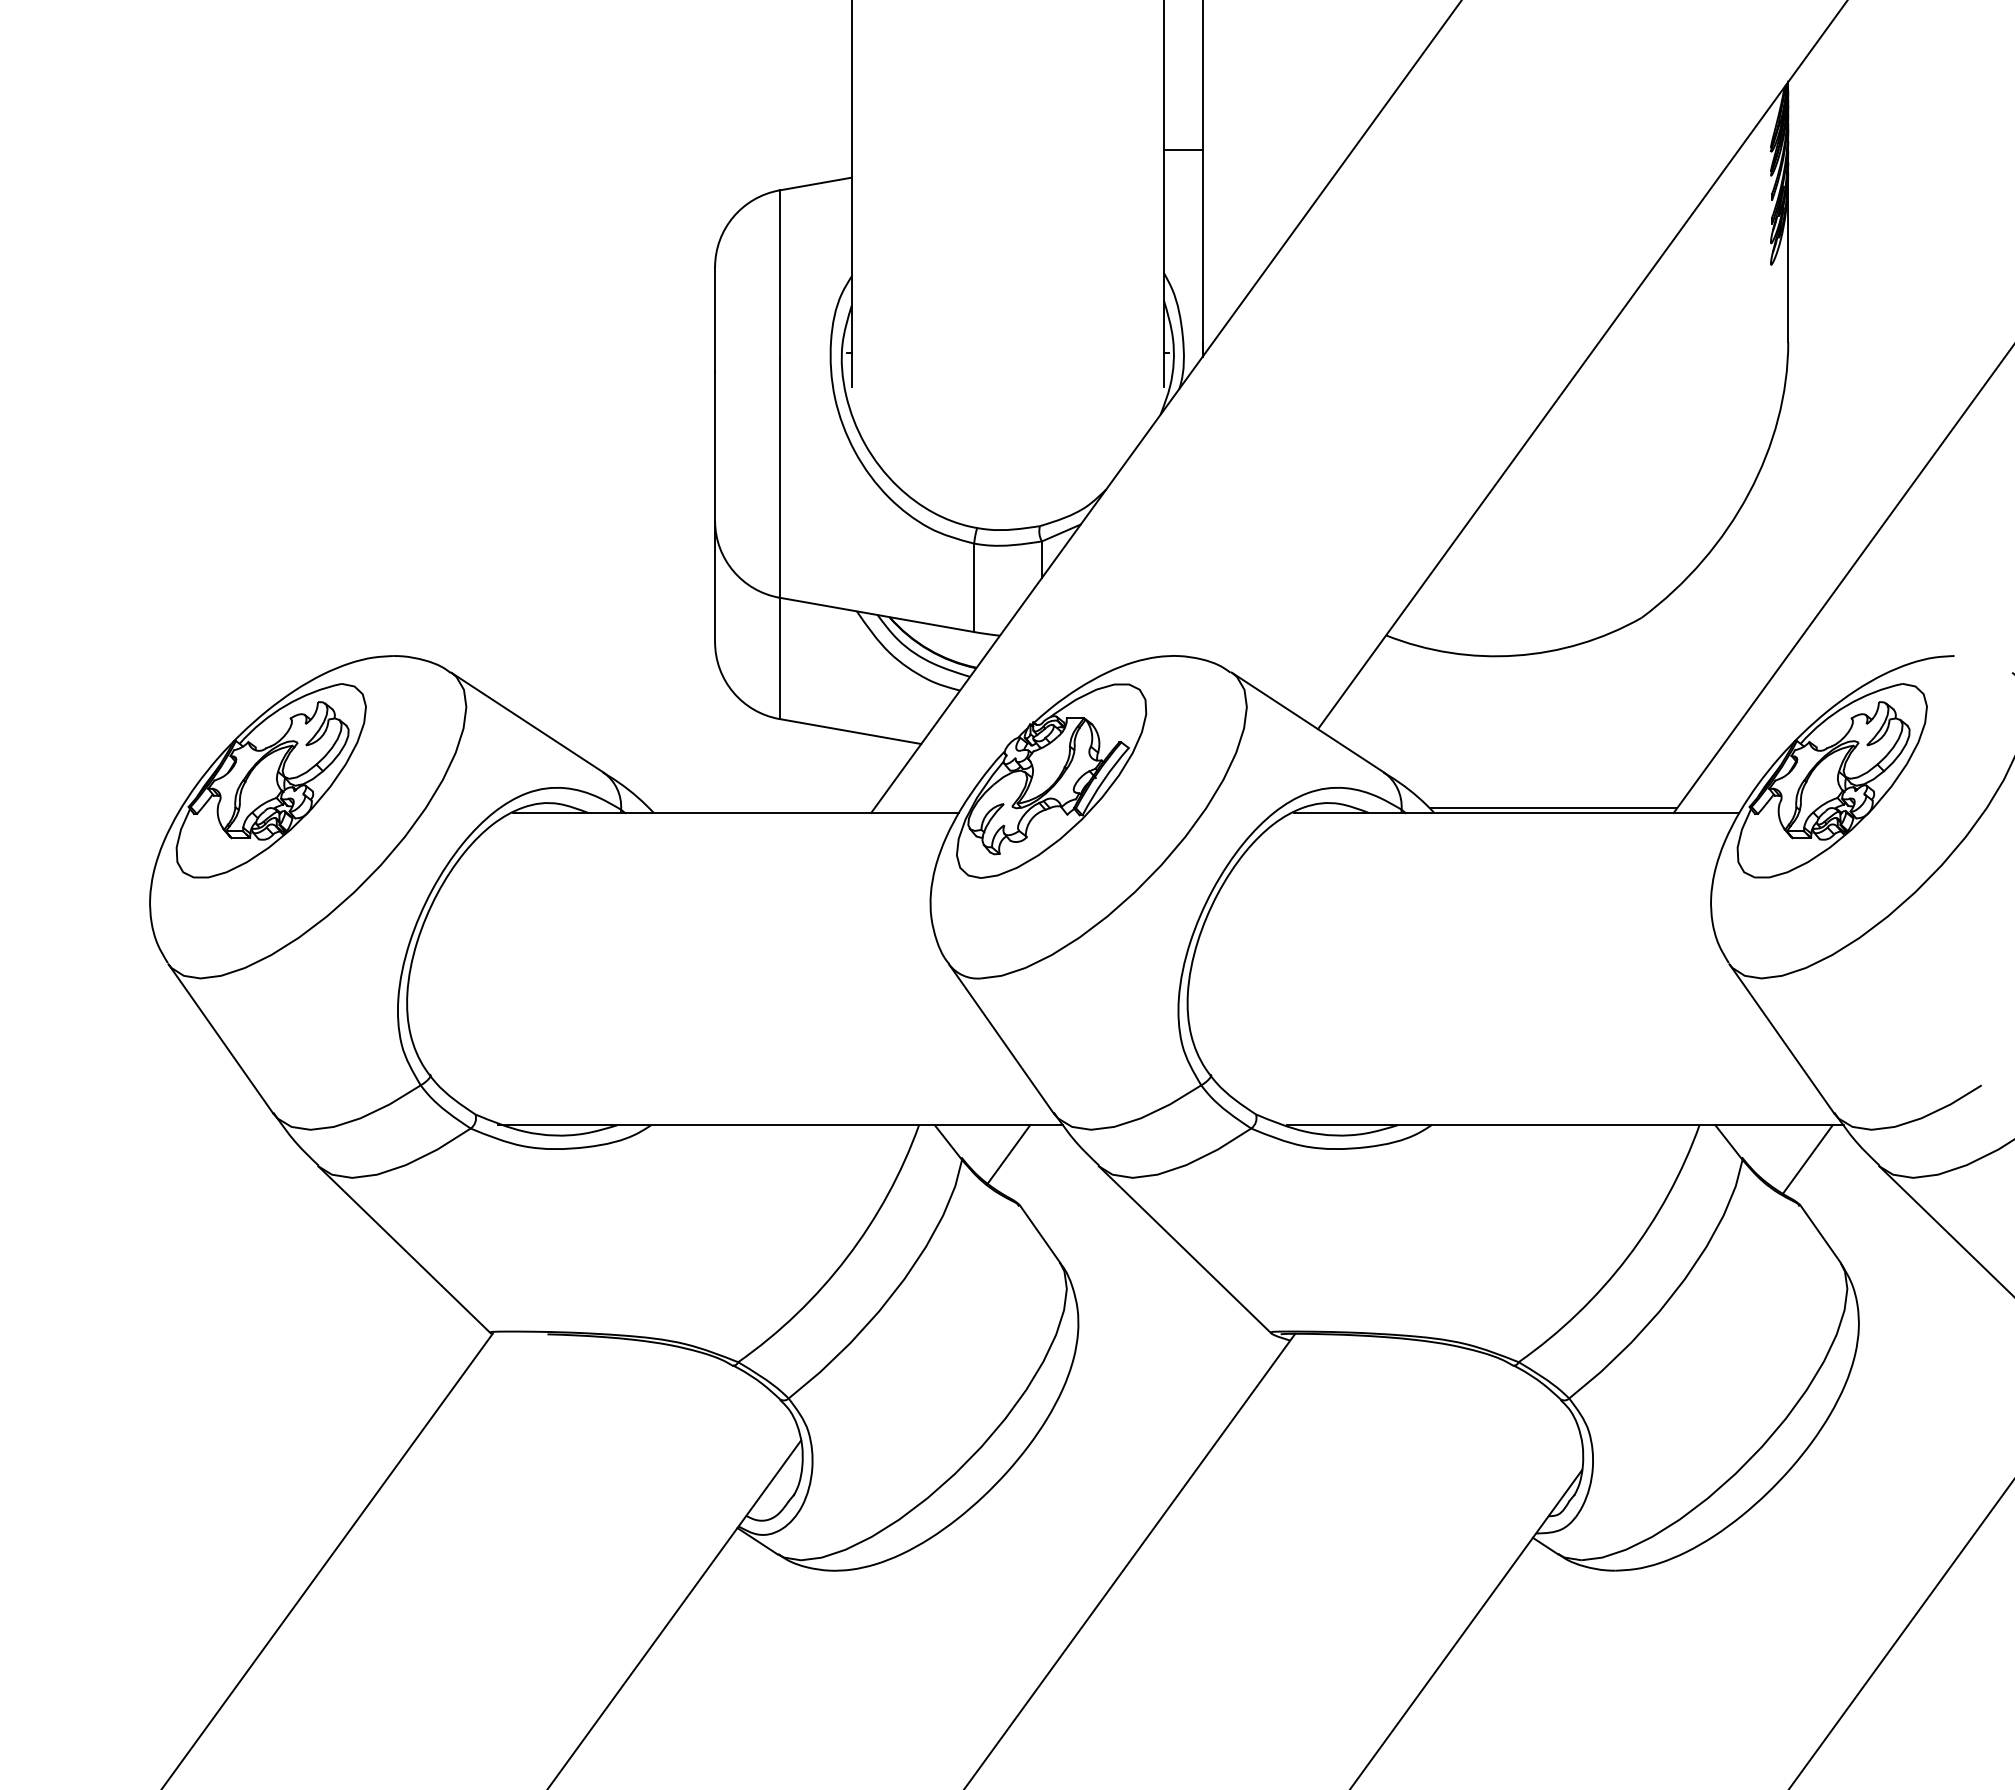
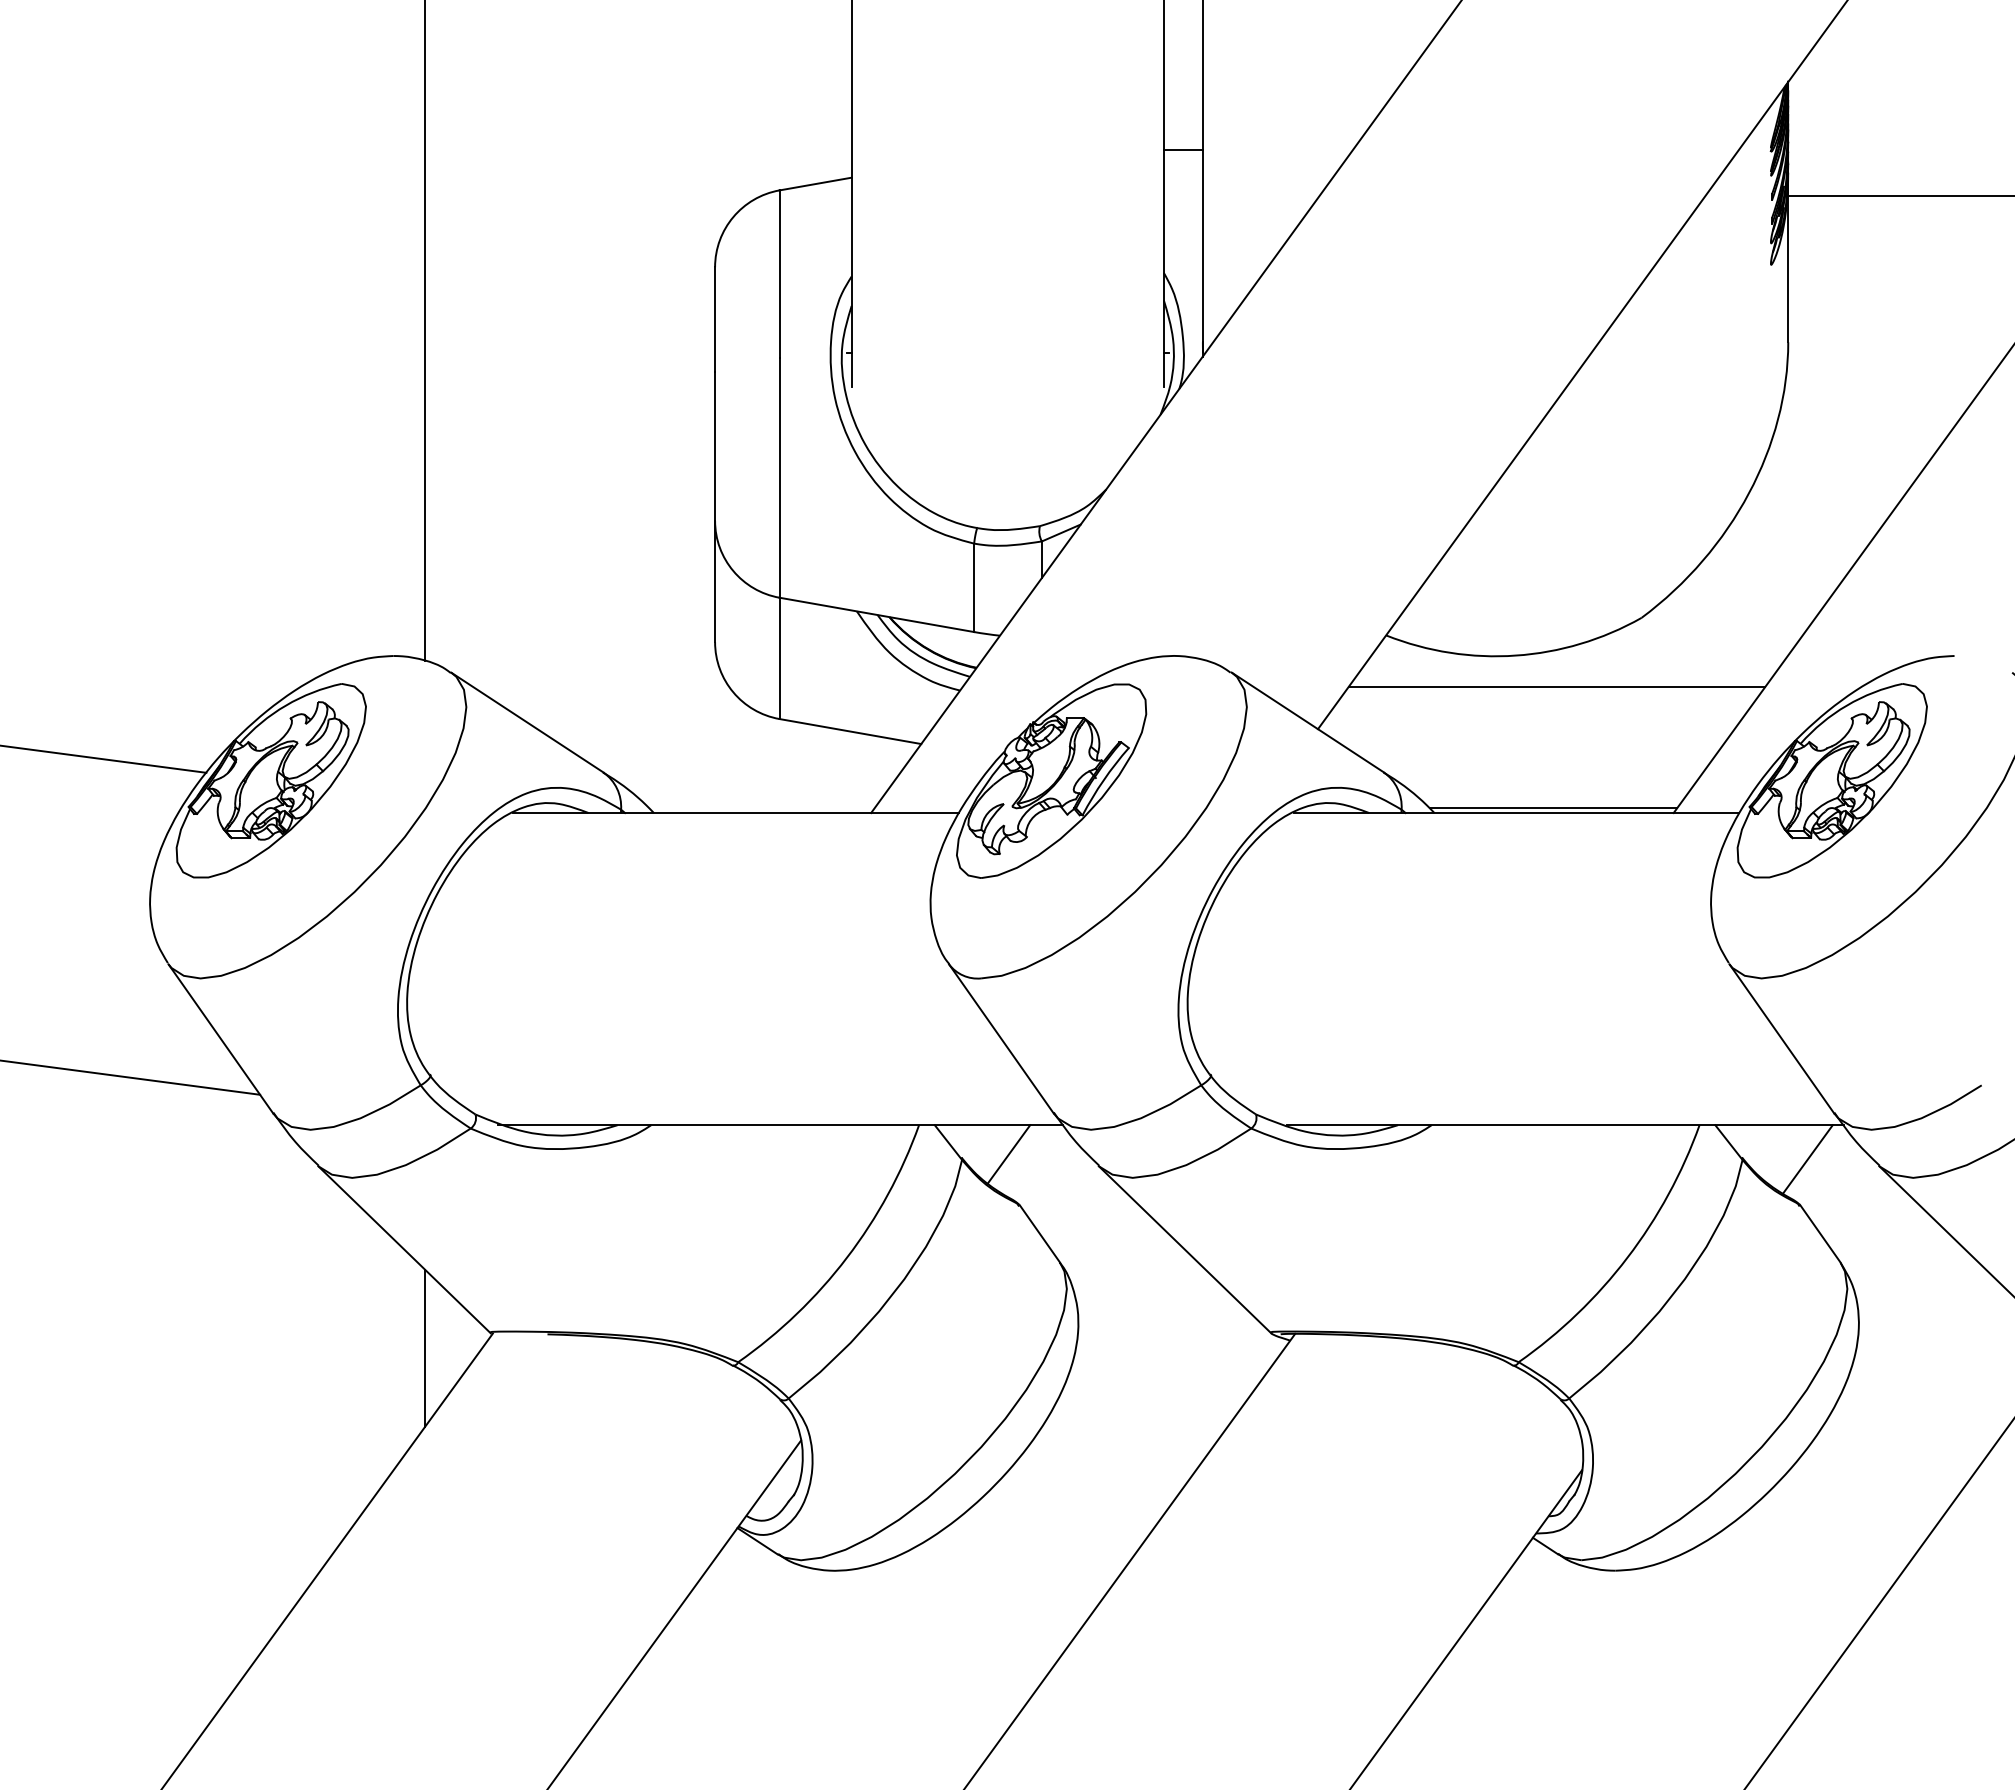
line: none -> present (1899, 195)
line: none -> present (425, 331)
line: none -> present (1556, 686)
line: none -> present (104, 758)
line: none -> present (131, 1077)
line: none -> present (425, 1347)
line position: (1900, 1634) -> (1878, 1604) (1878, 1604)
